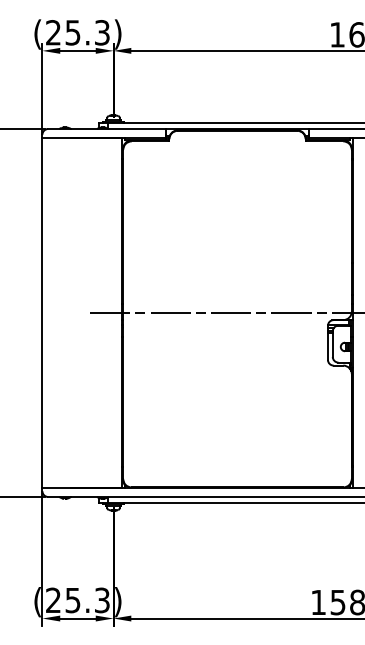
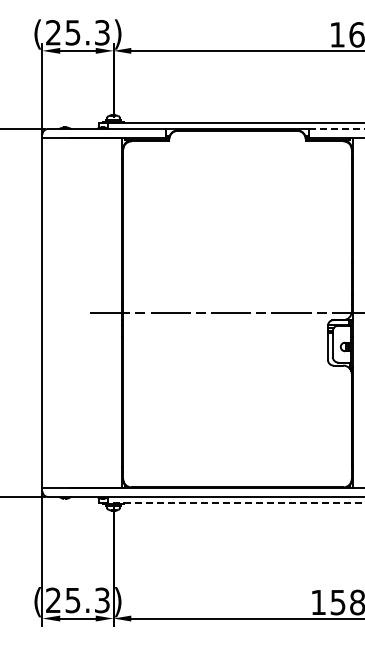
line: solid -> dashed (336, 129)
line: solid -> dashed (235, 502)
